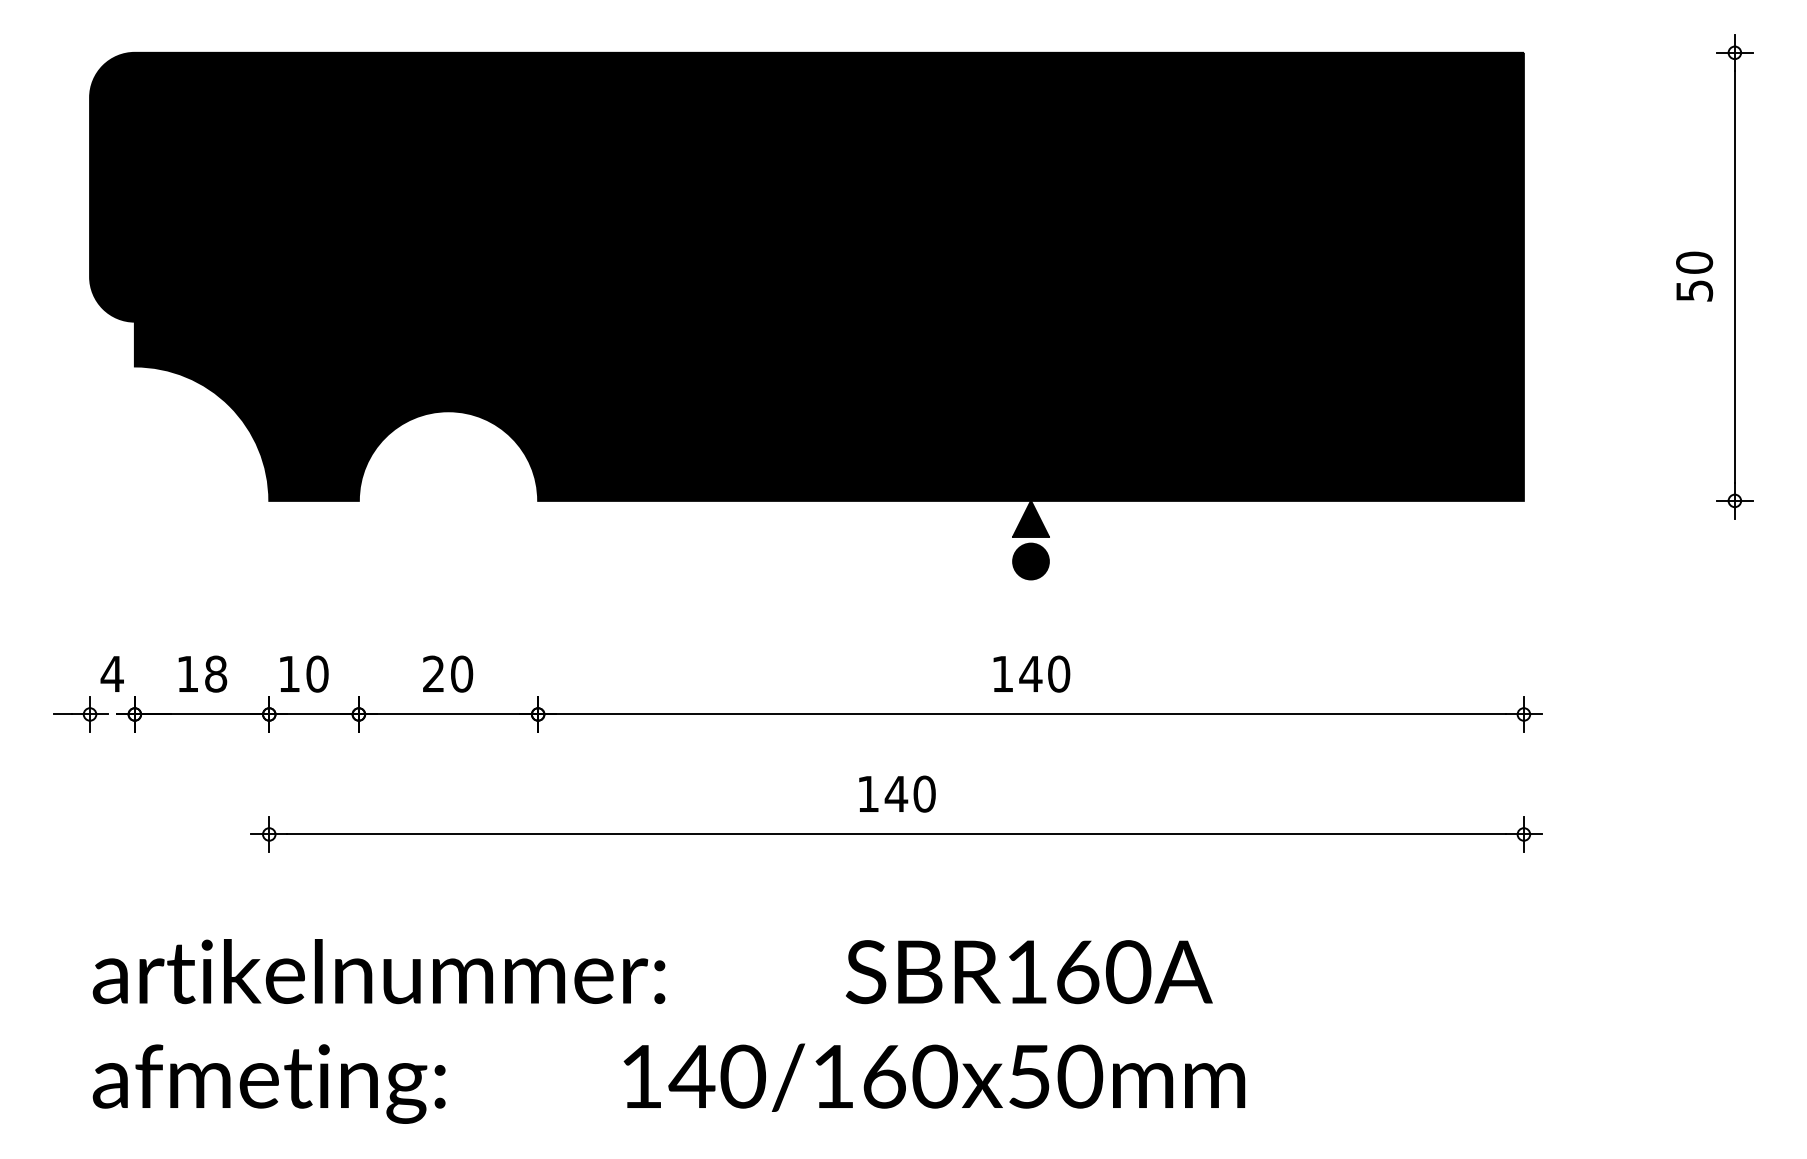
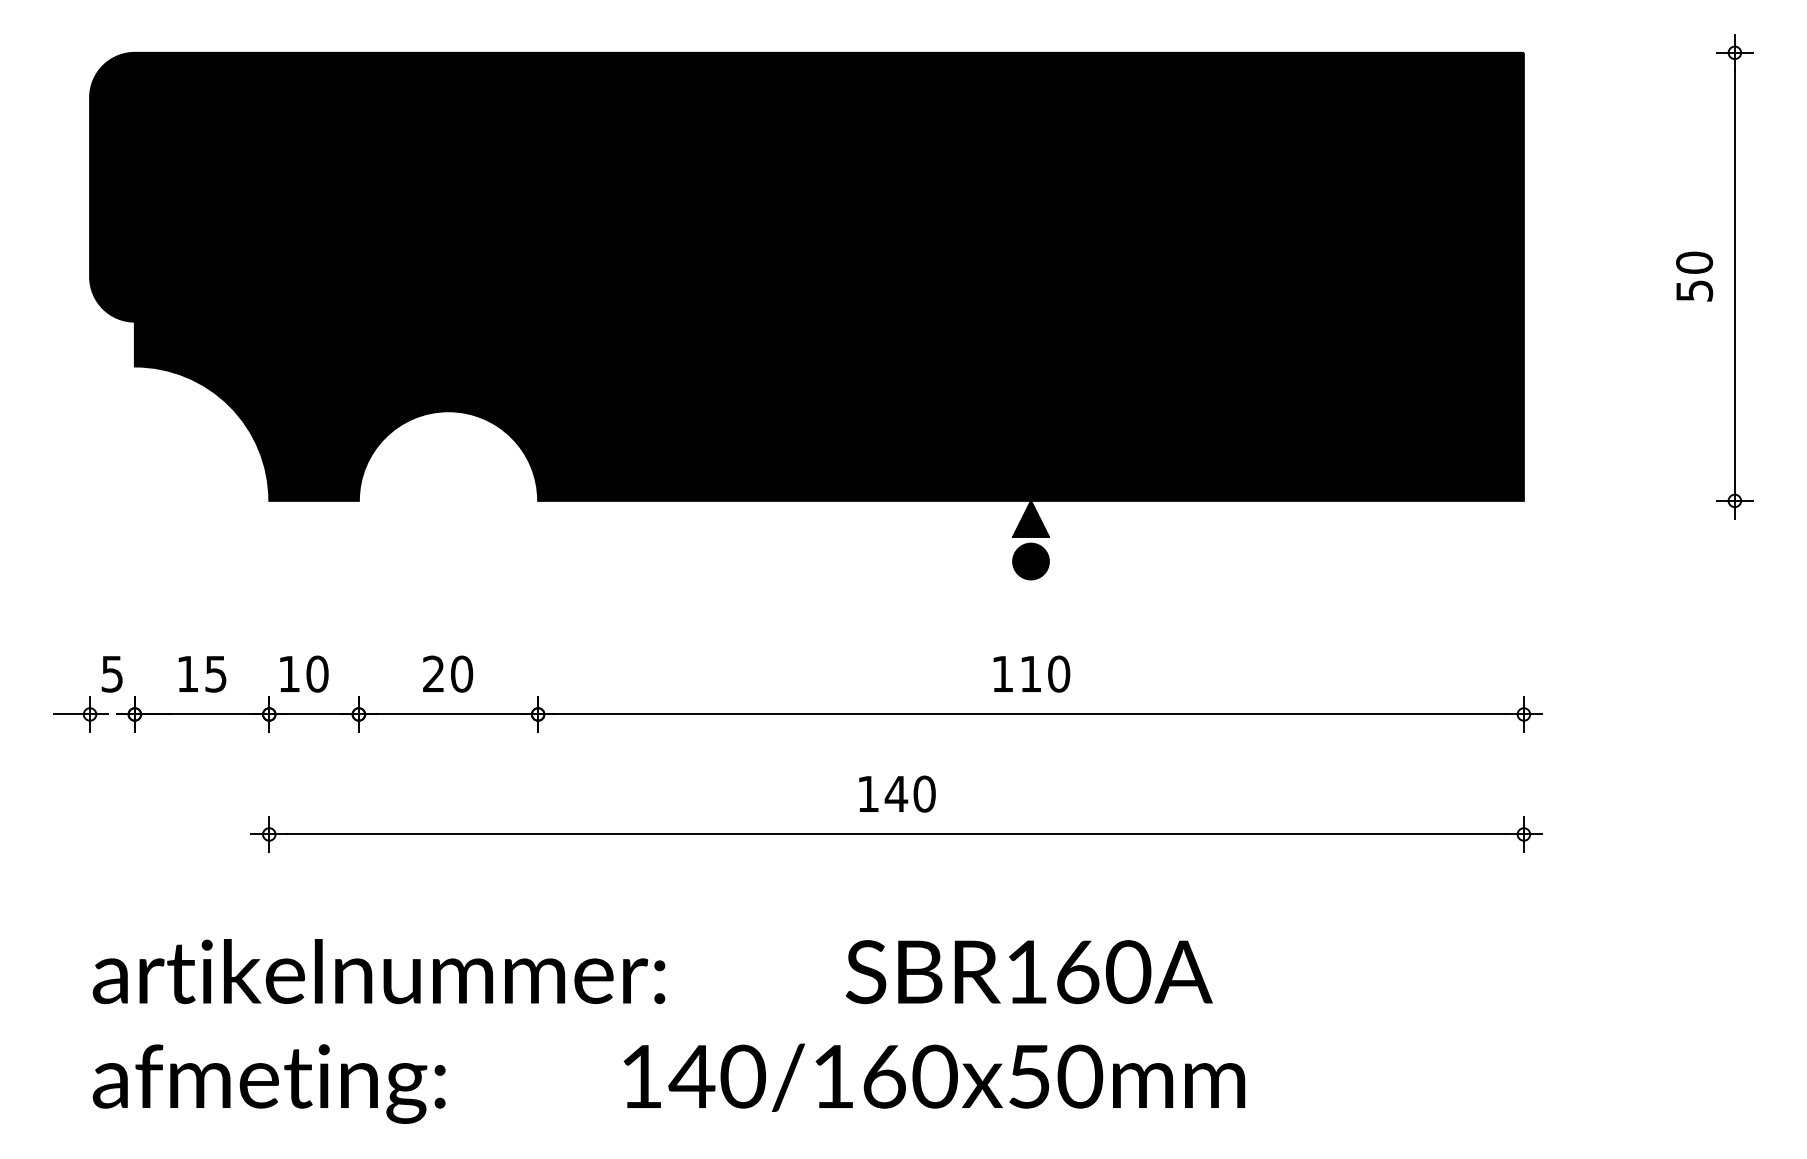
text: 18 -> 15 (216, 673)
text: 140 -> 110 (1030, 673)
text: 4 -> 5 (111, 674)
